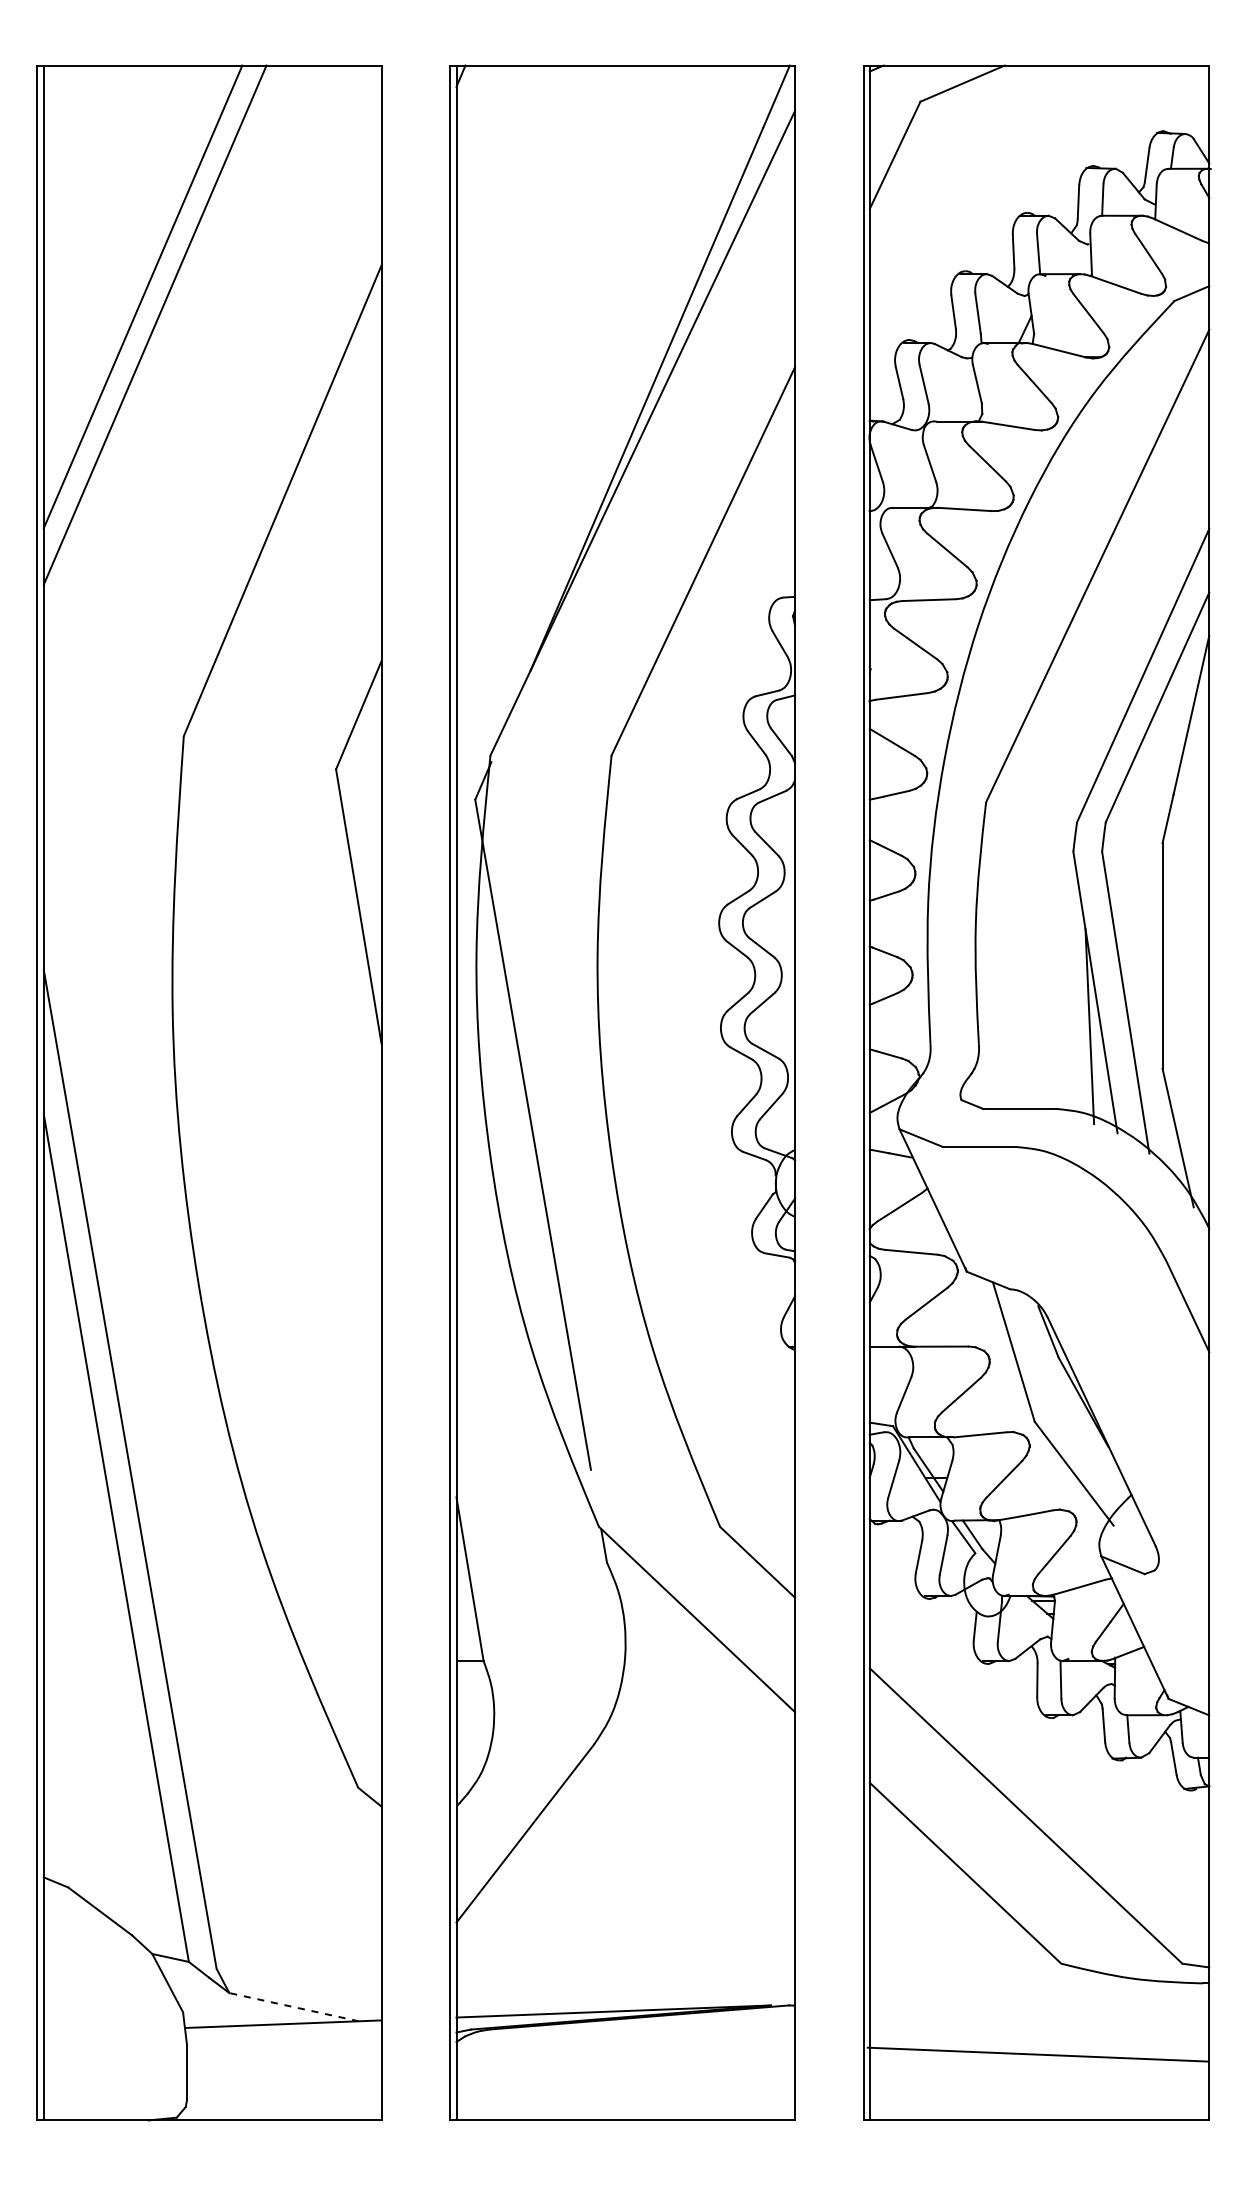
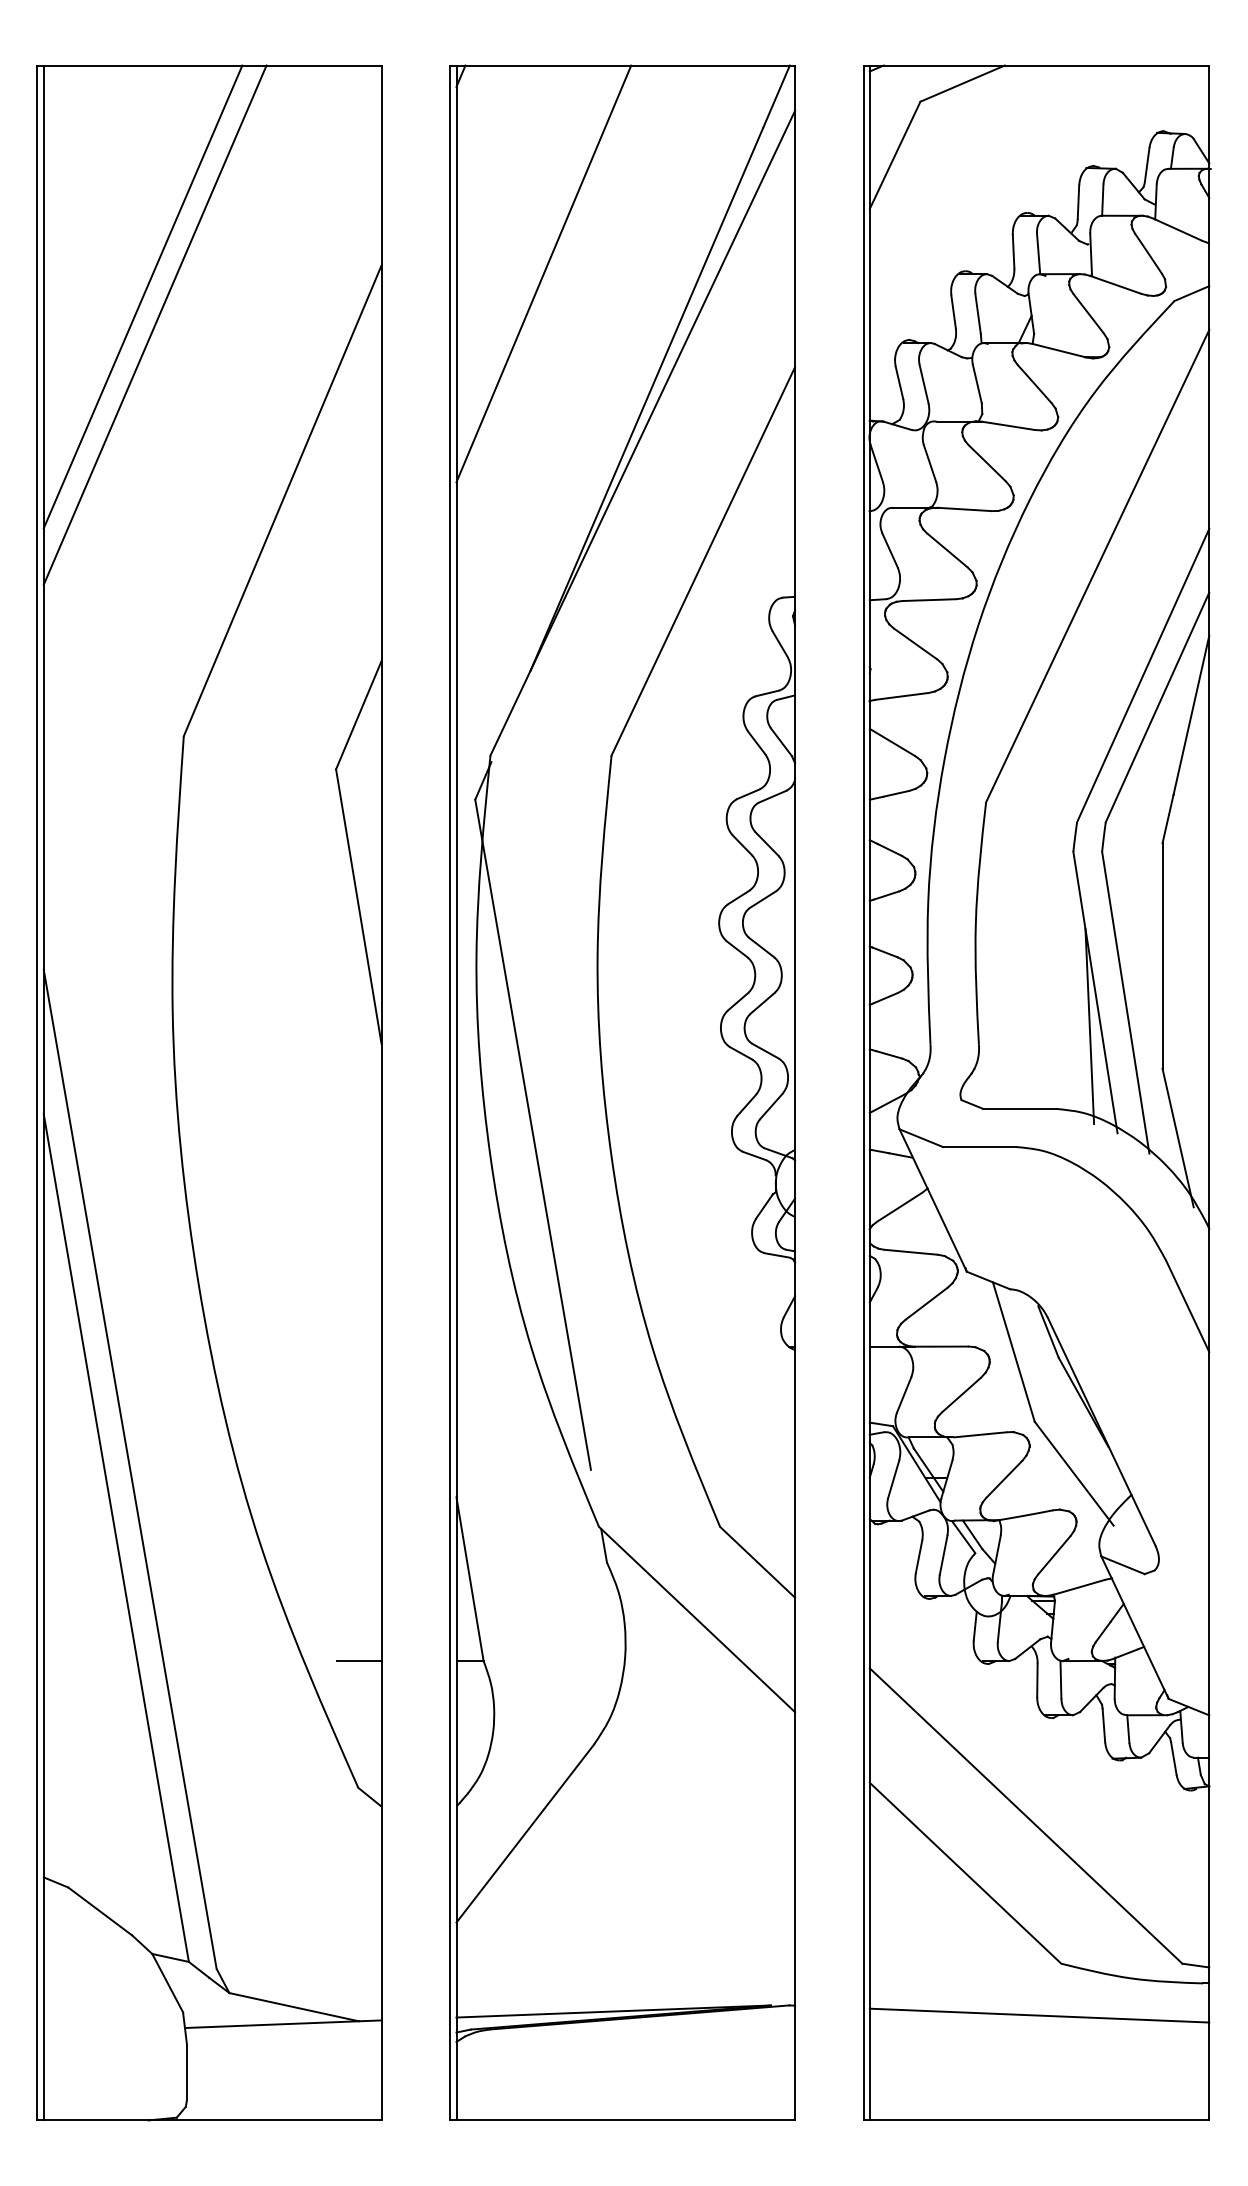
line: none -> present (543, 273)
line: none -> present (359, 1661)
line: dashed -> solid (293, 2007)
line position: (1037, 2054) -> (1039, 2015) (1039, 2015)
